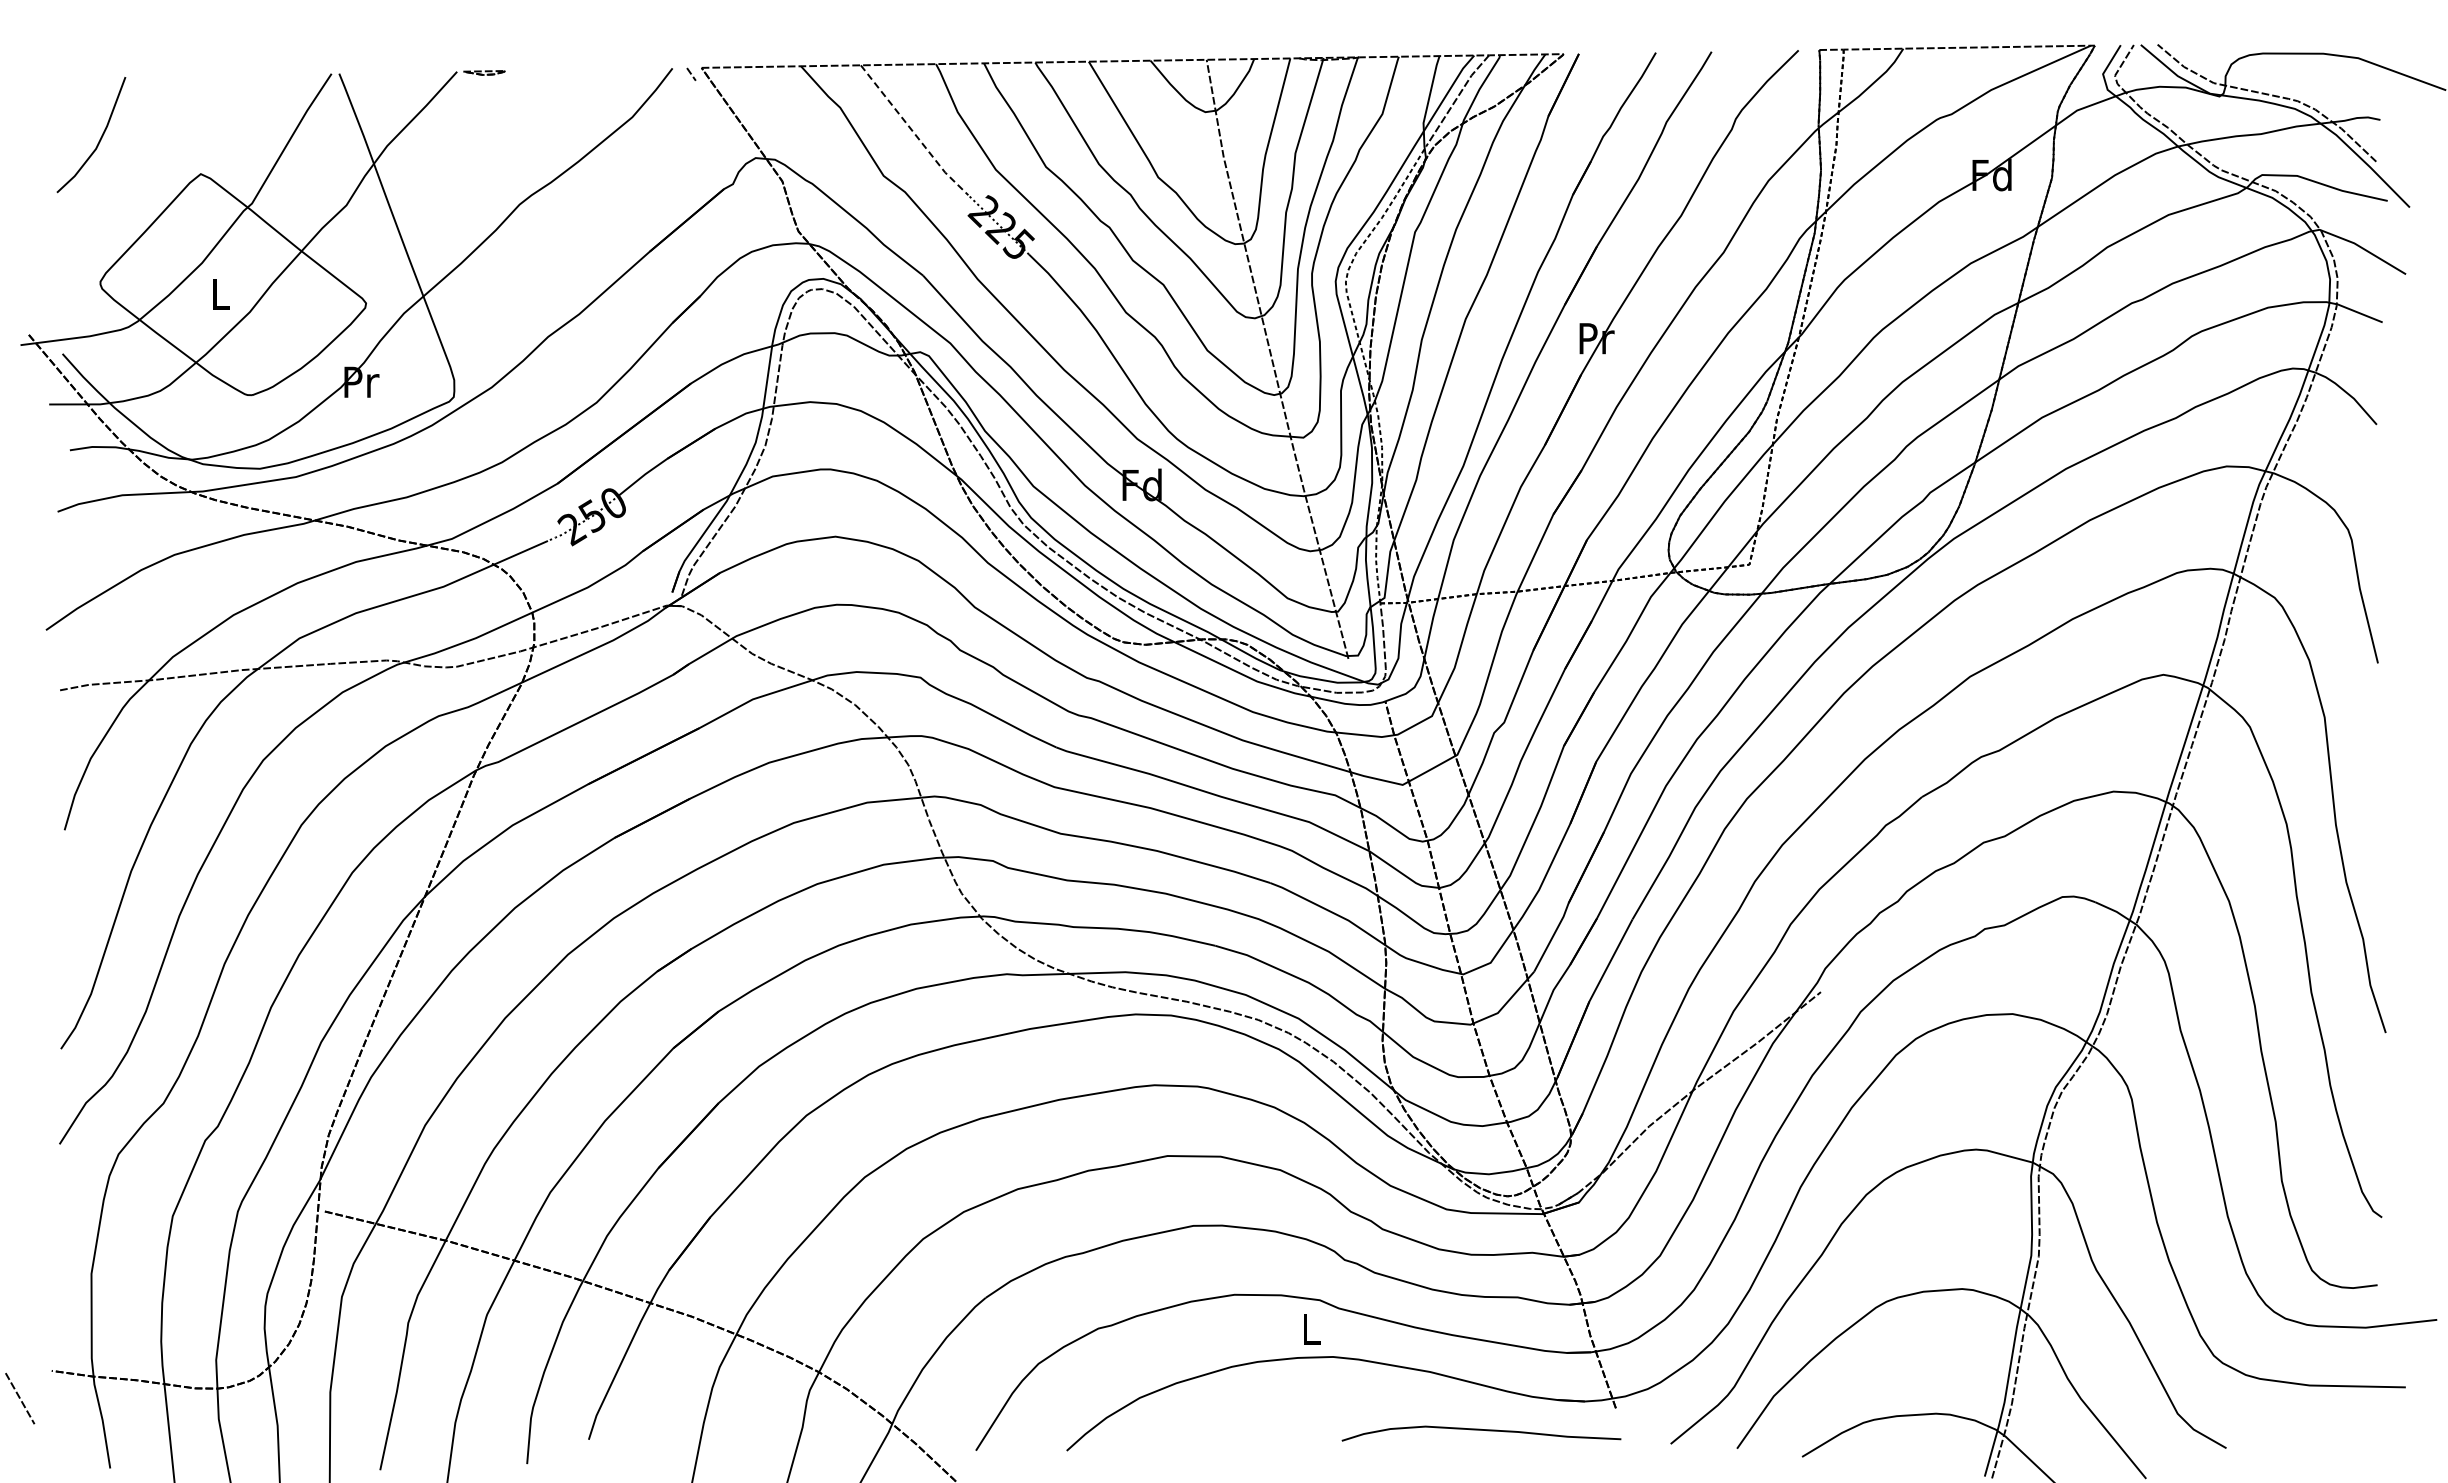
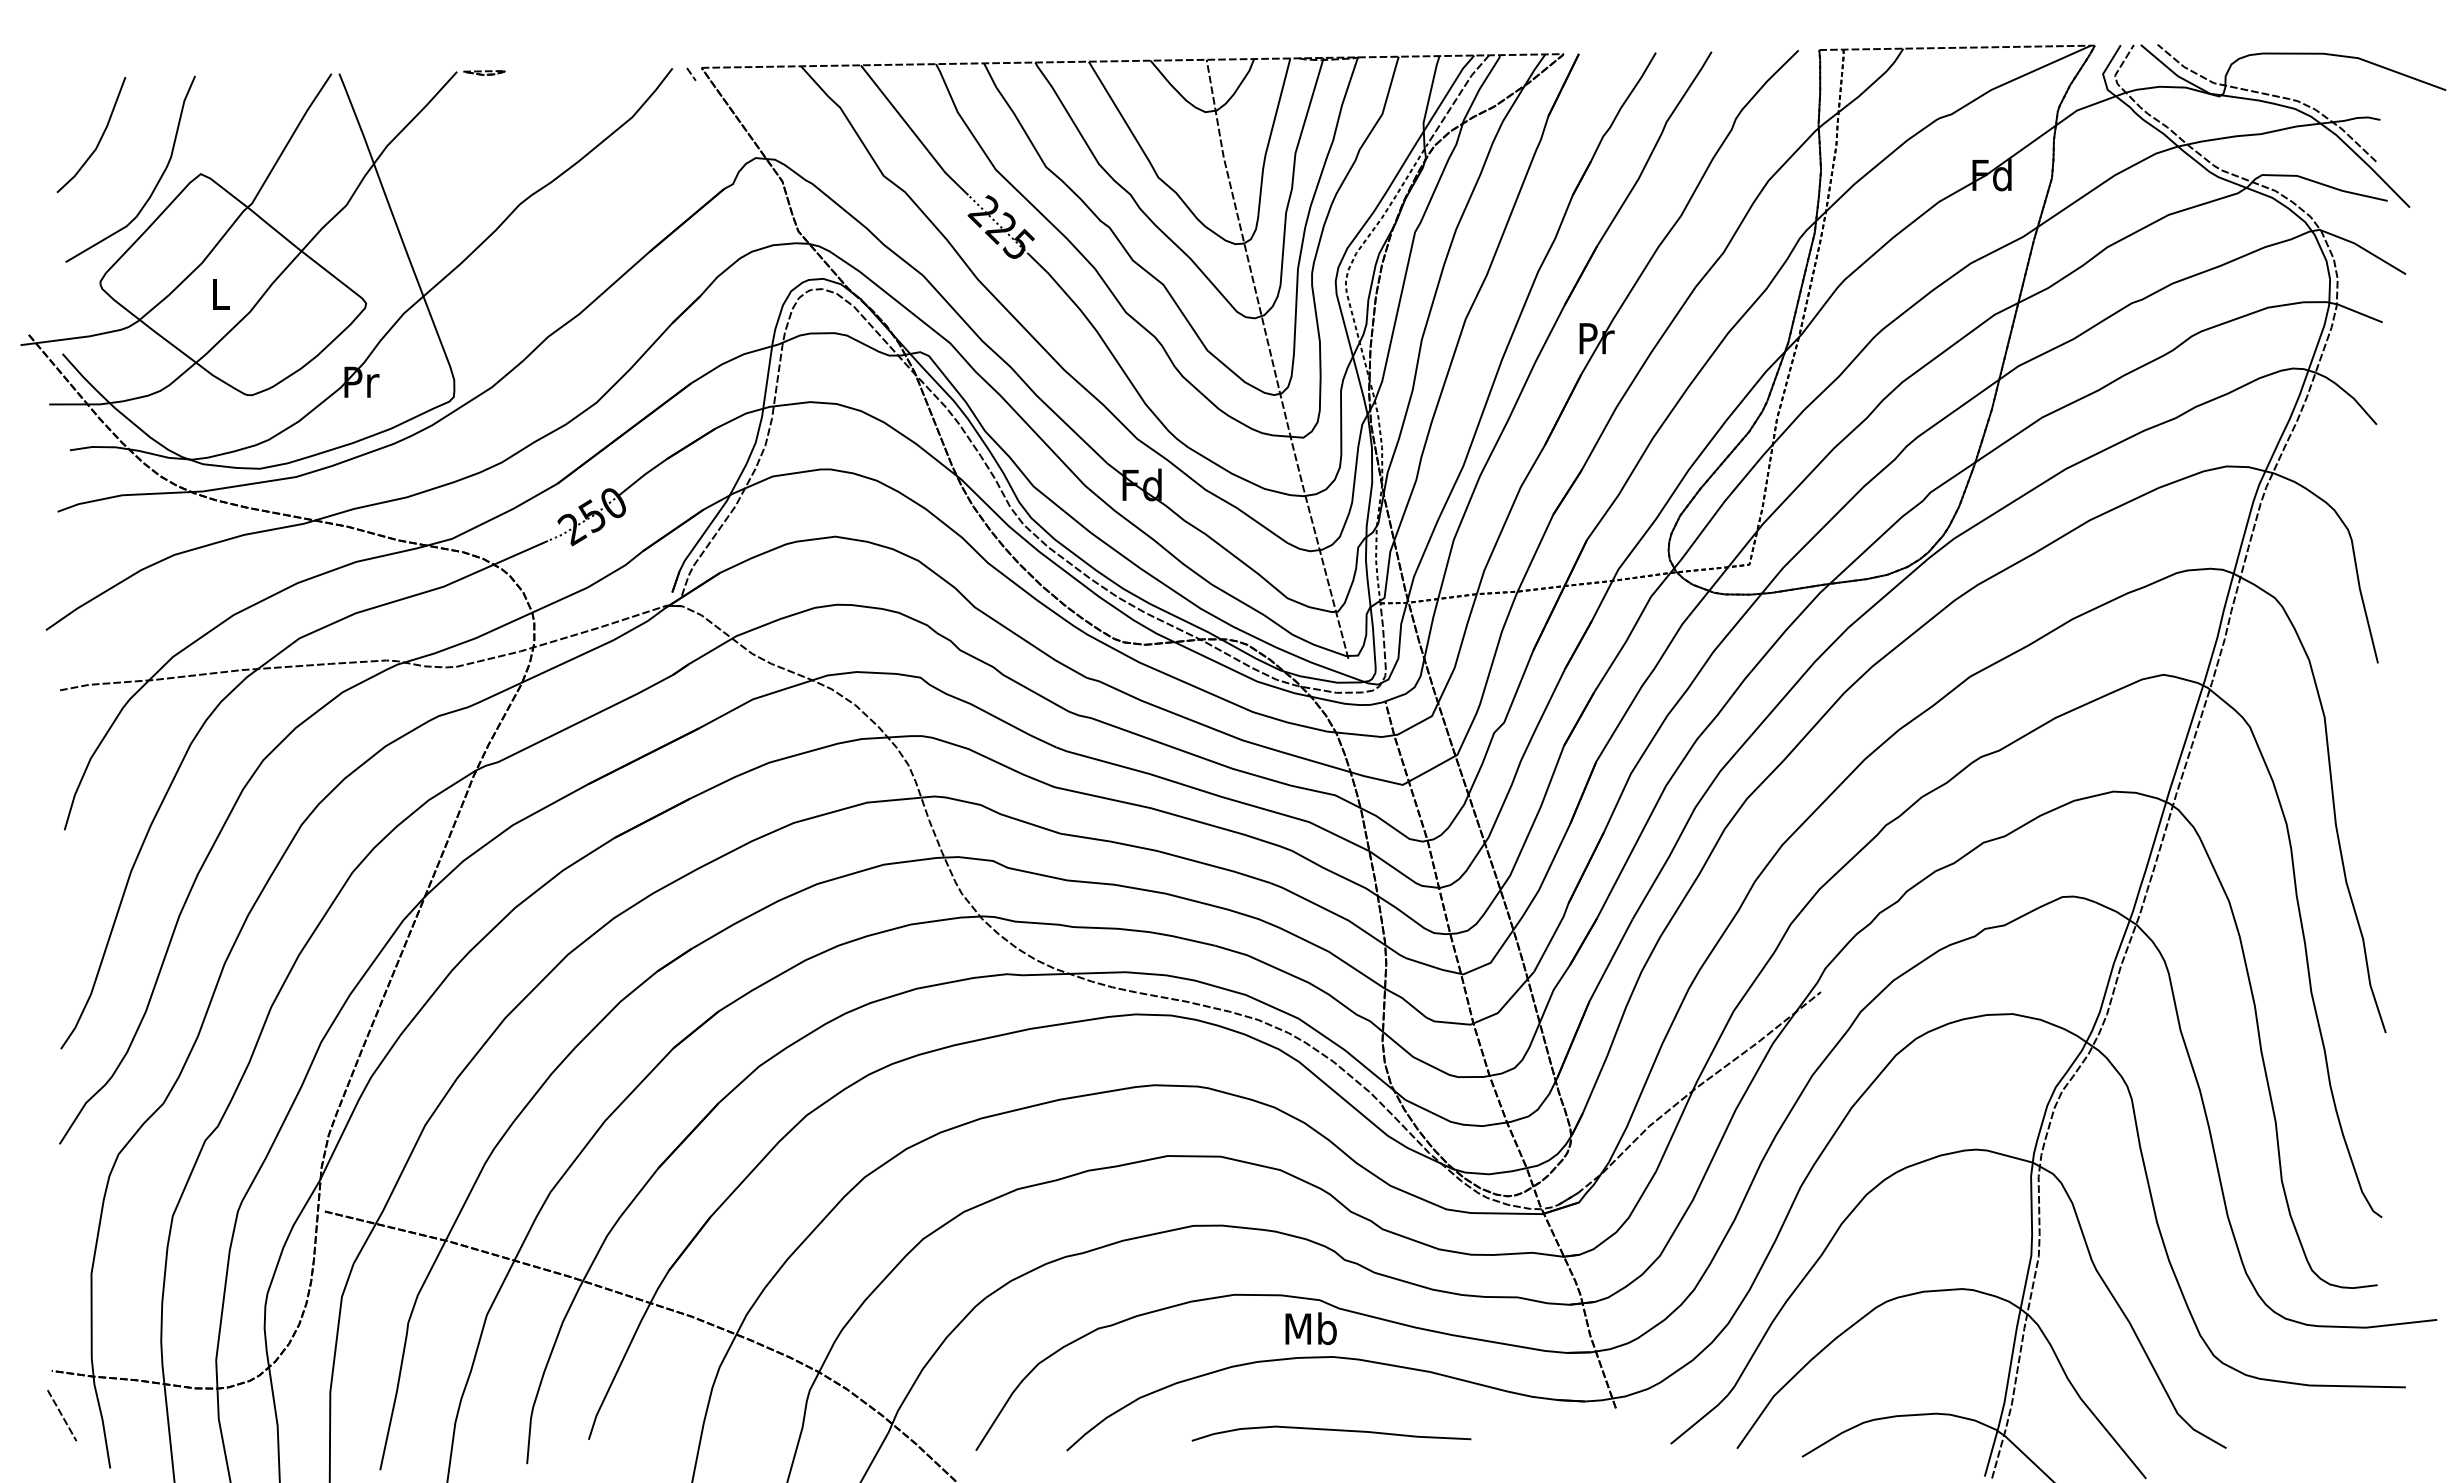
line: dashed -> solid (913, 132)
curve: none -> present (157, 181)
text: L -> Mb (1310, 1328)
line position: (20, 1398) -> (62, 1415) (62, 1415)
curve position: (1481, 1430) -> (1331, 1430) (1331, 1430)
